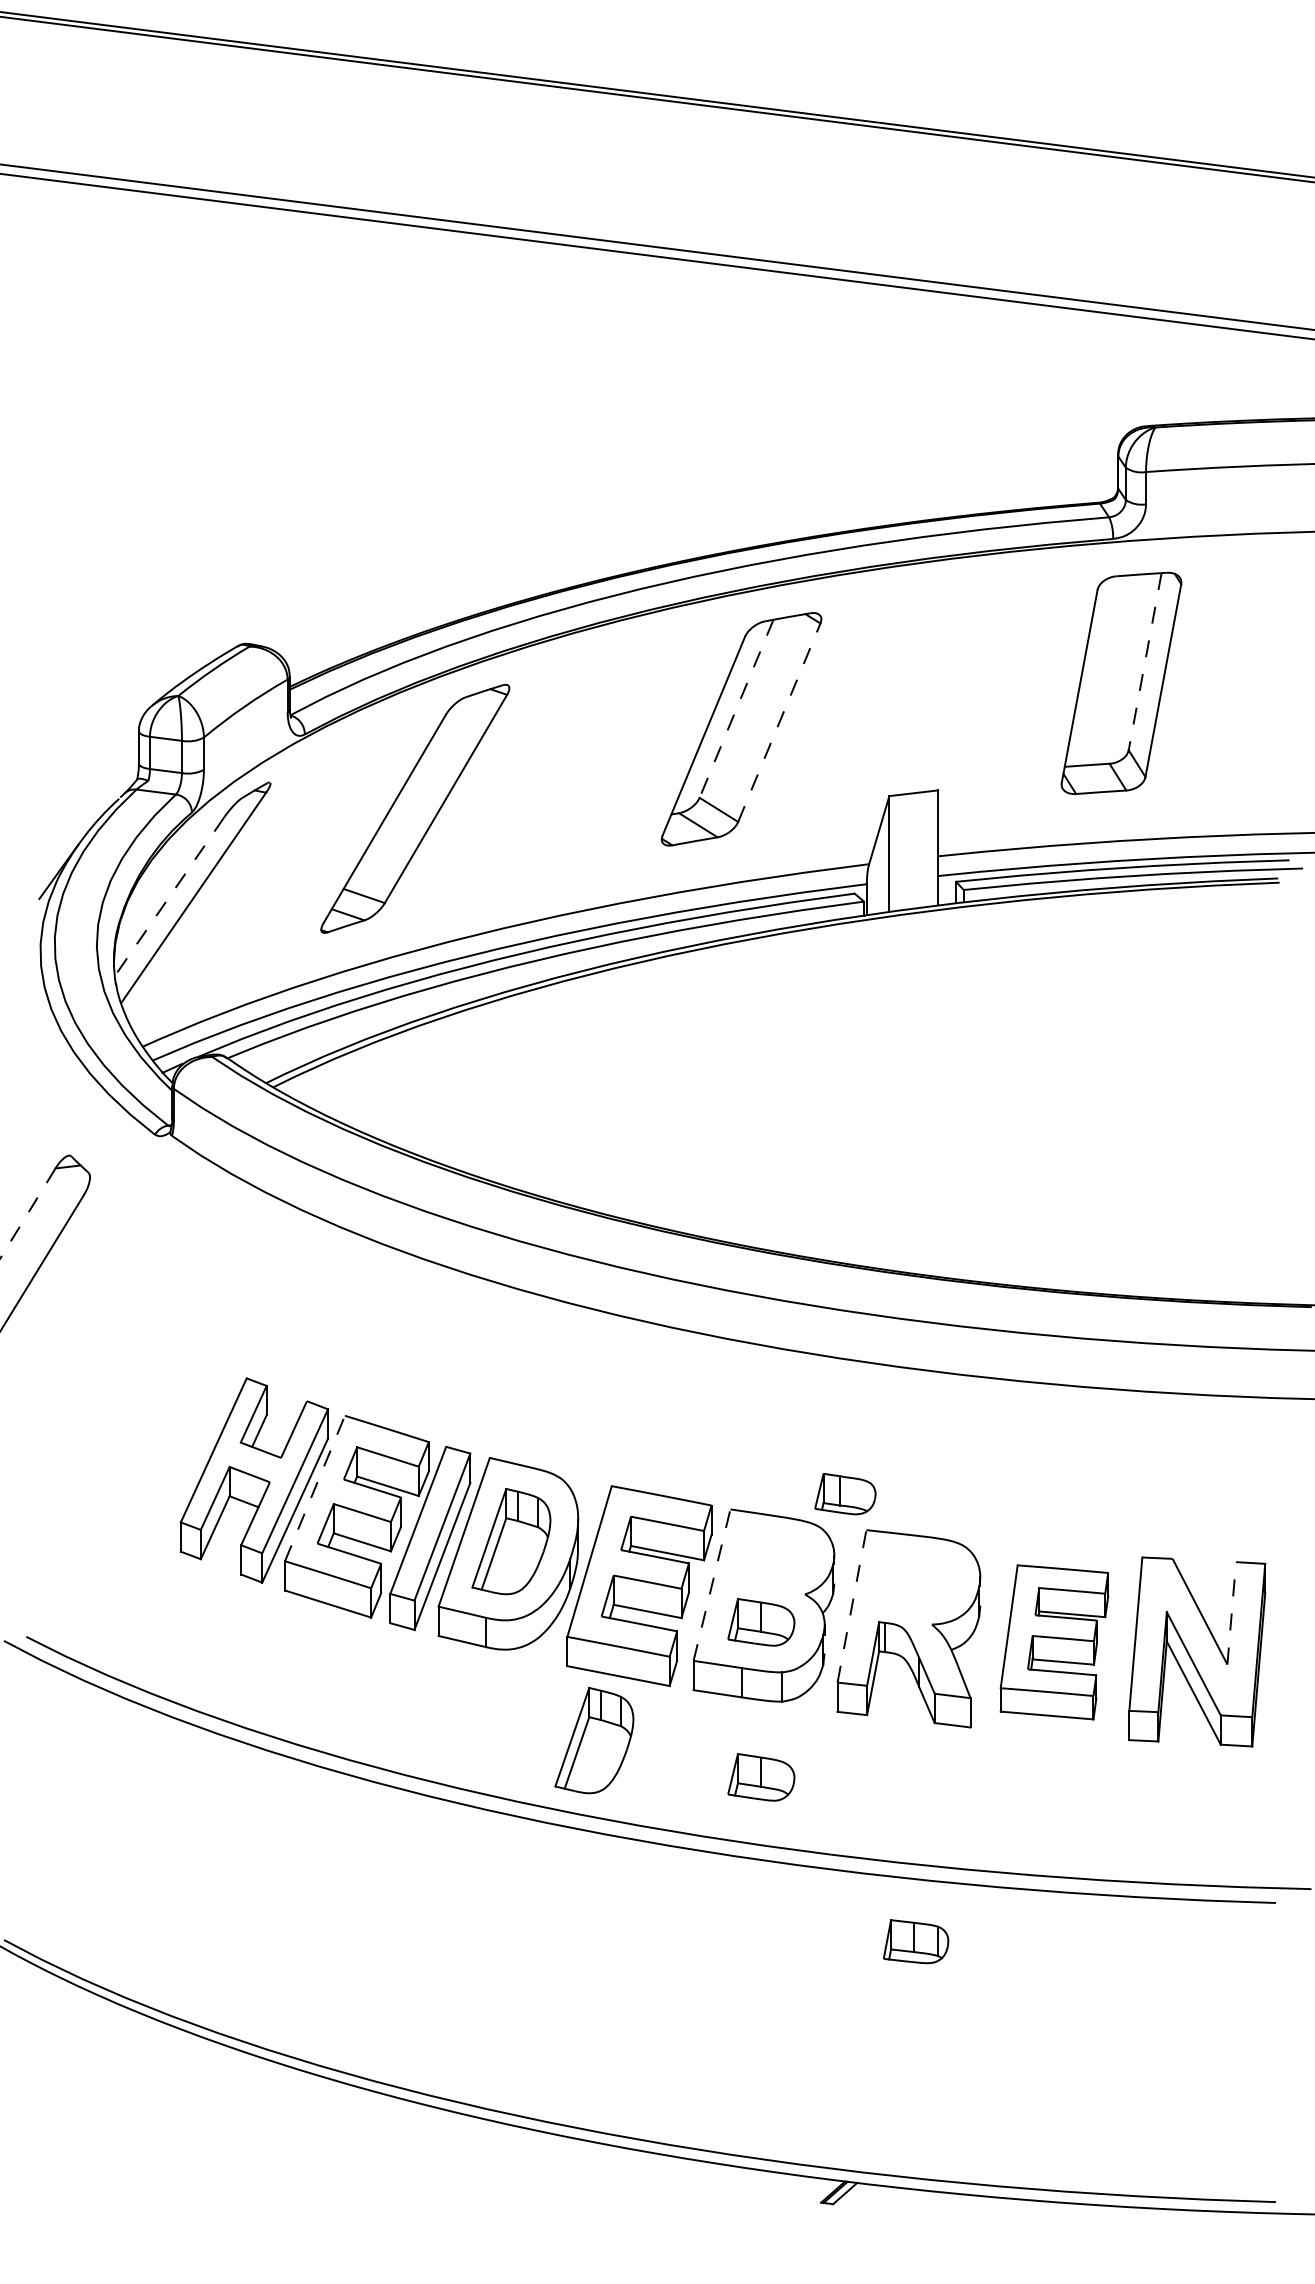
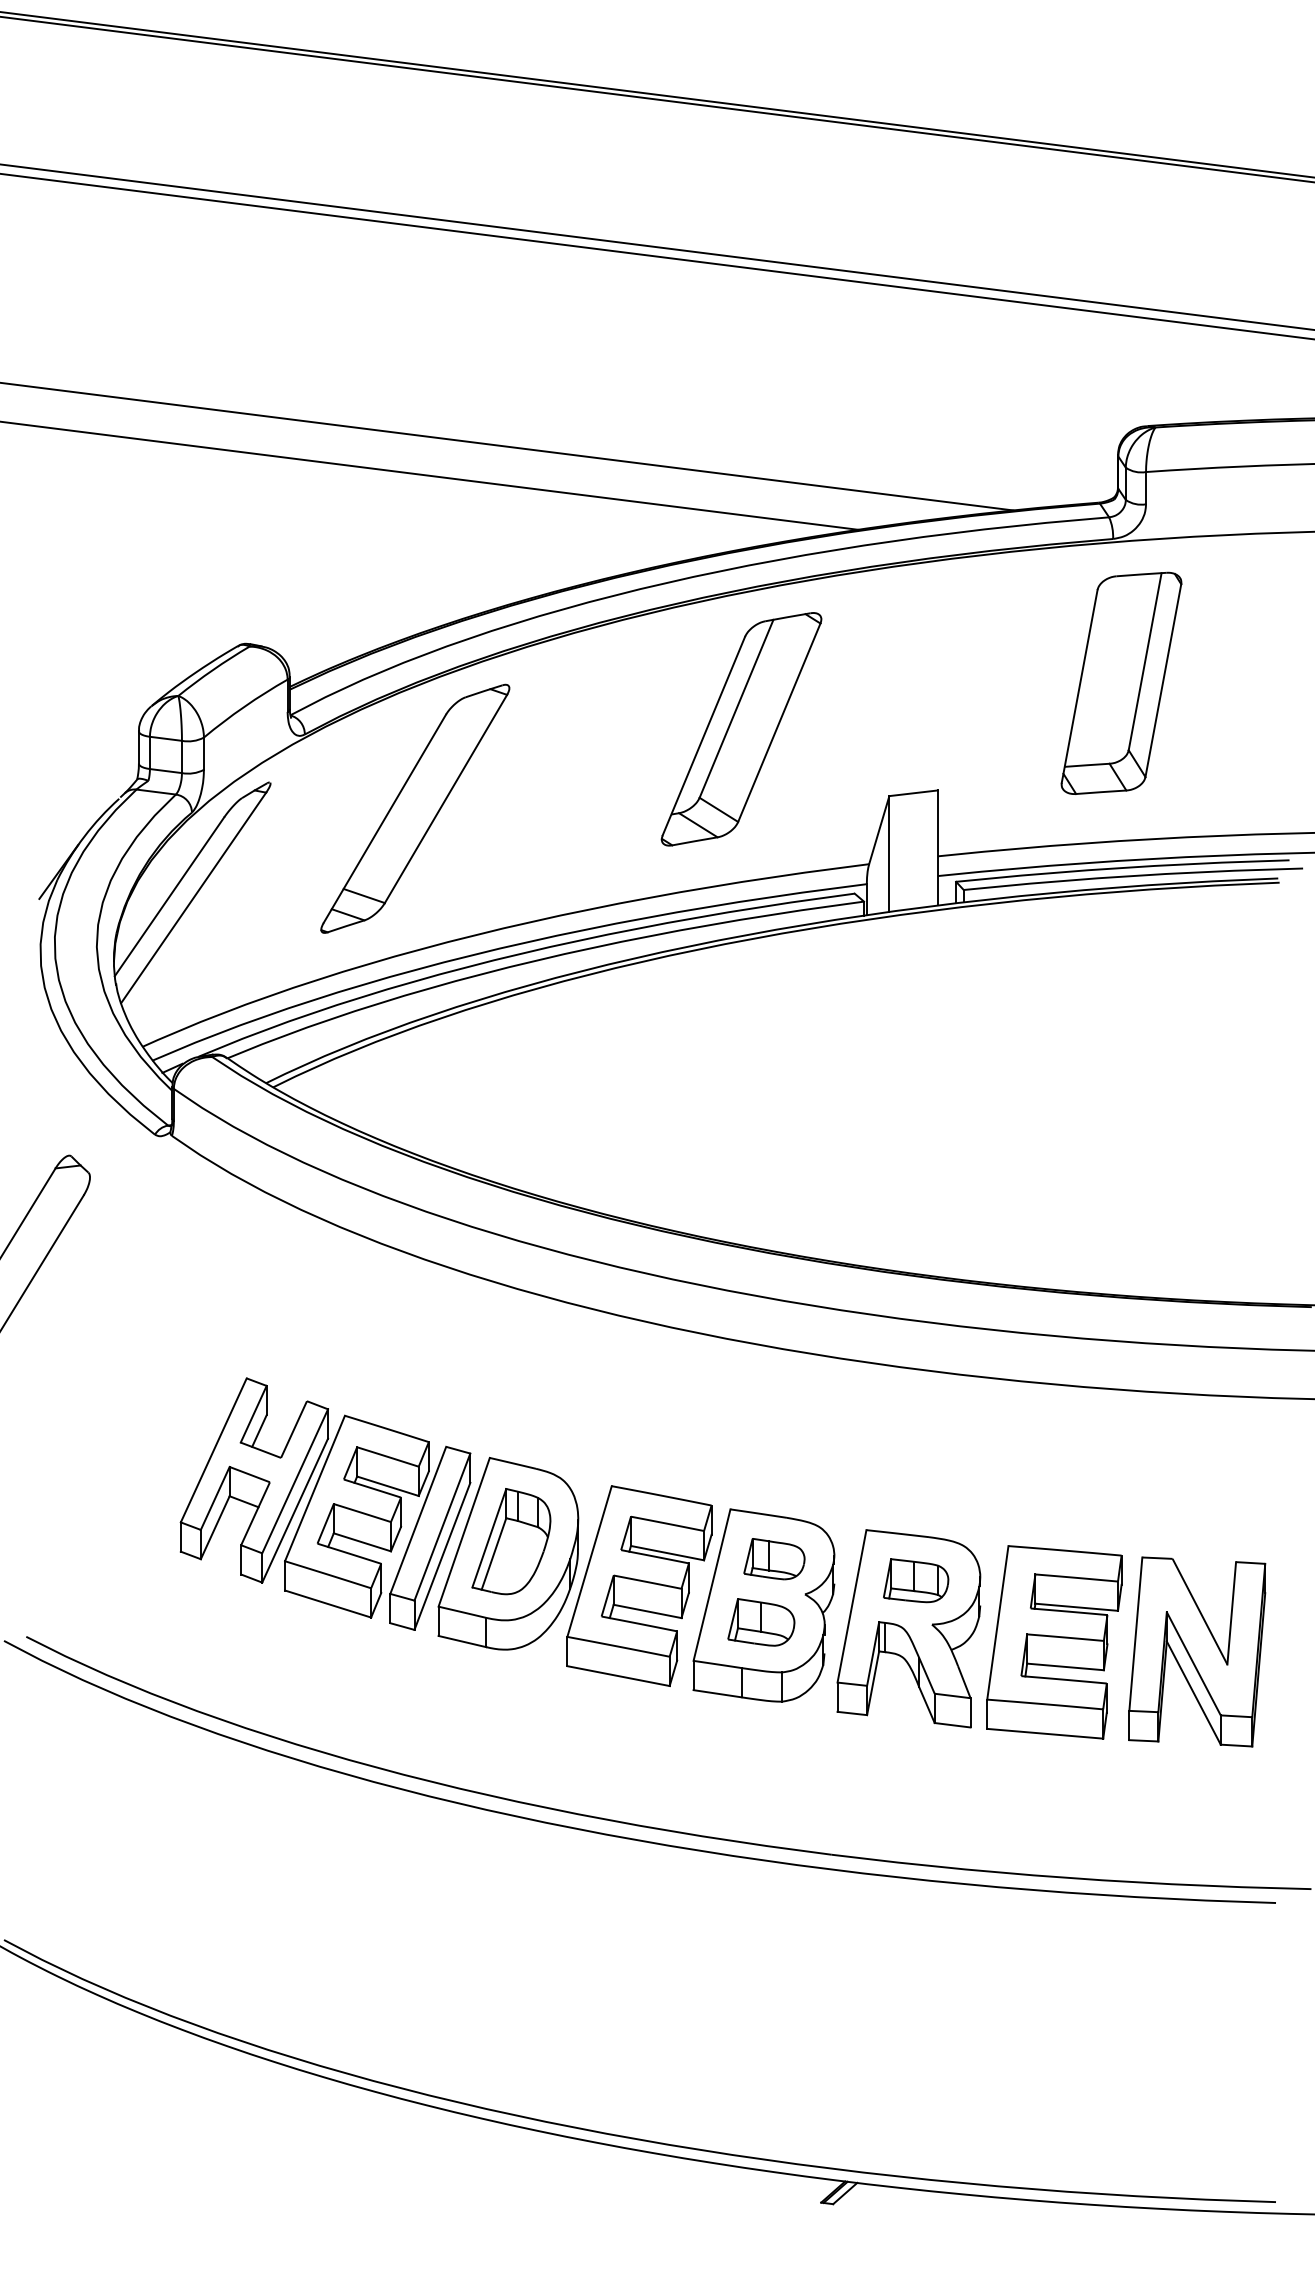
line: none -> present (507, 446)
line: none -> present (430, 475)
line: dashed -> solid (1145, 662)
line: dashed -> solid (736, 709)
line: dashed -> solid (779, 722)
line: dashed -> solid (169, 897)
line: dashed -> solid (27, 1213)
line: dashed -> solid (314, 1488)
part position: (845, 1494) -> (774, 1559) (774, 1559)
line: dashed -> solid (712, 1585)
line: dashed -> solid (851, 1606)
line: dashed -> solid (1231, 1612)
part size: 111x157 px -> 137x195 px (1054, 1642)
part: present -> none (594, 1740)
part: present -> none (761, 1777)
part position: (916, 1941) -> (916, 1580) (916, 1580)
